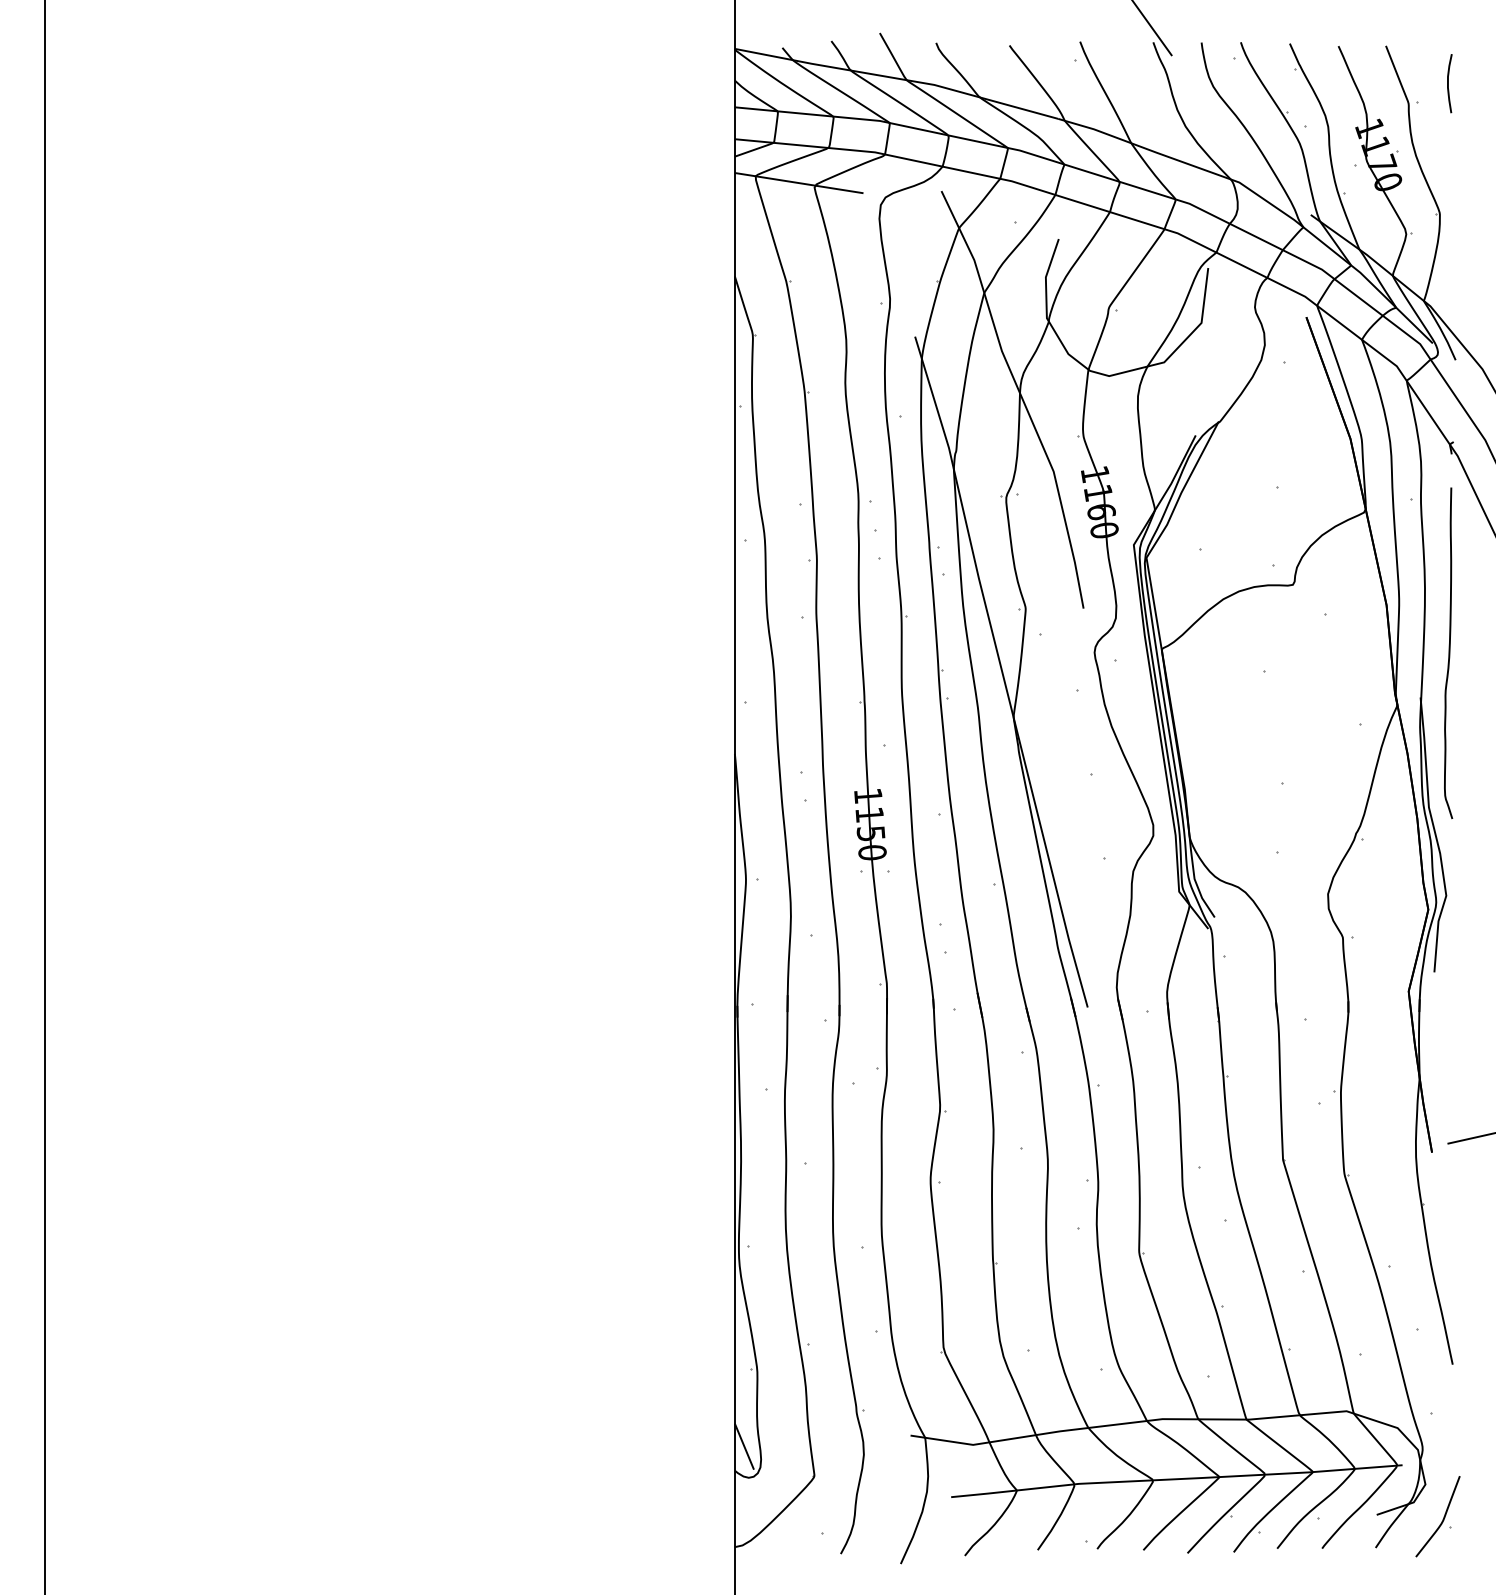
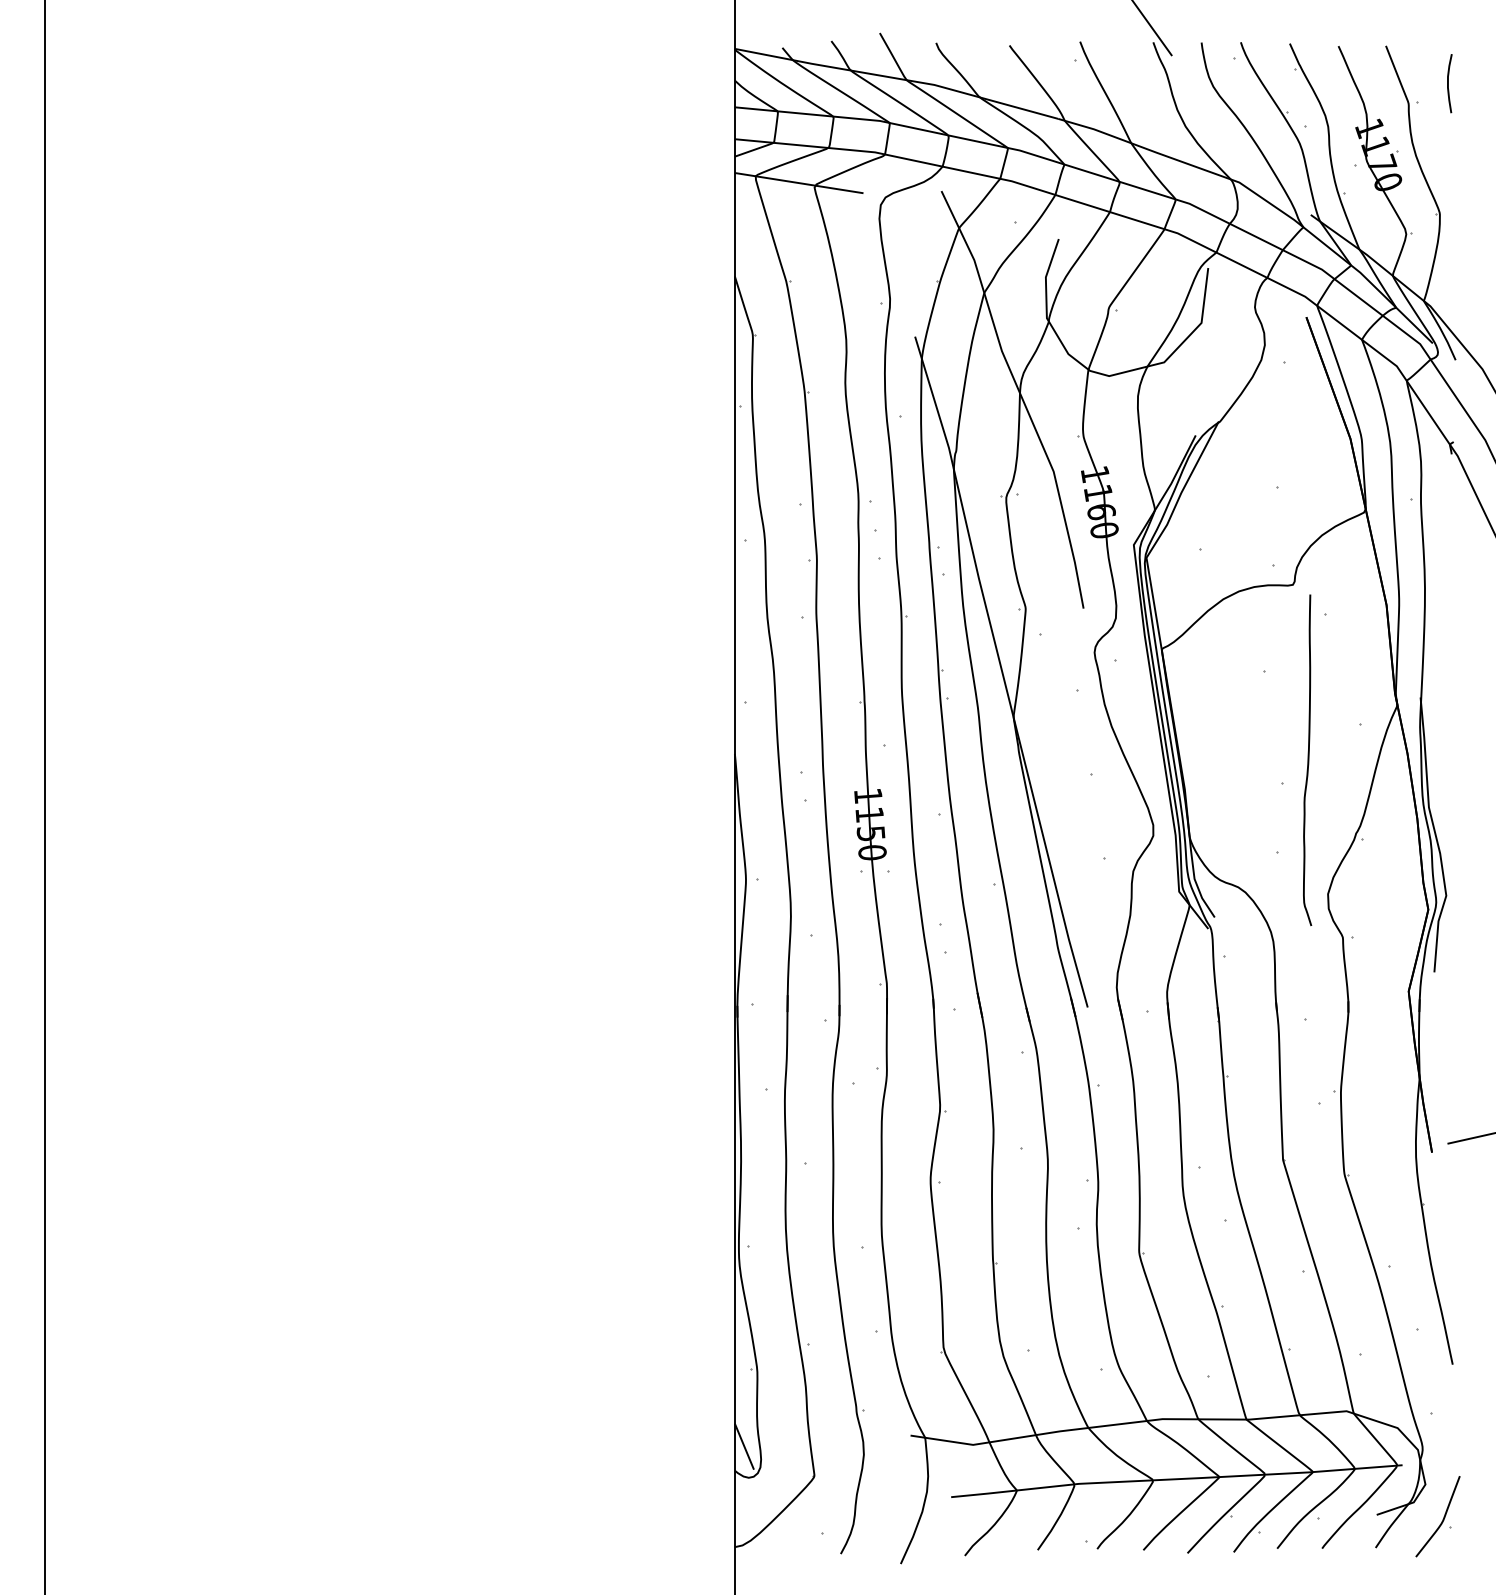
curve position: (1448, 653) -> (1307, 760) (1307, 760)
